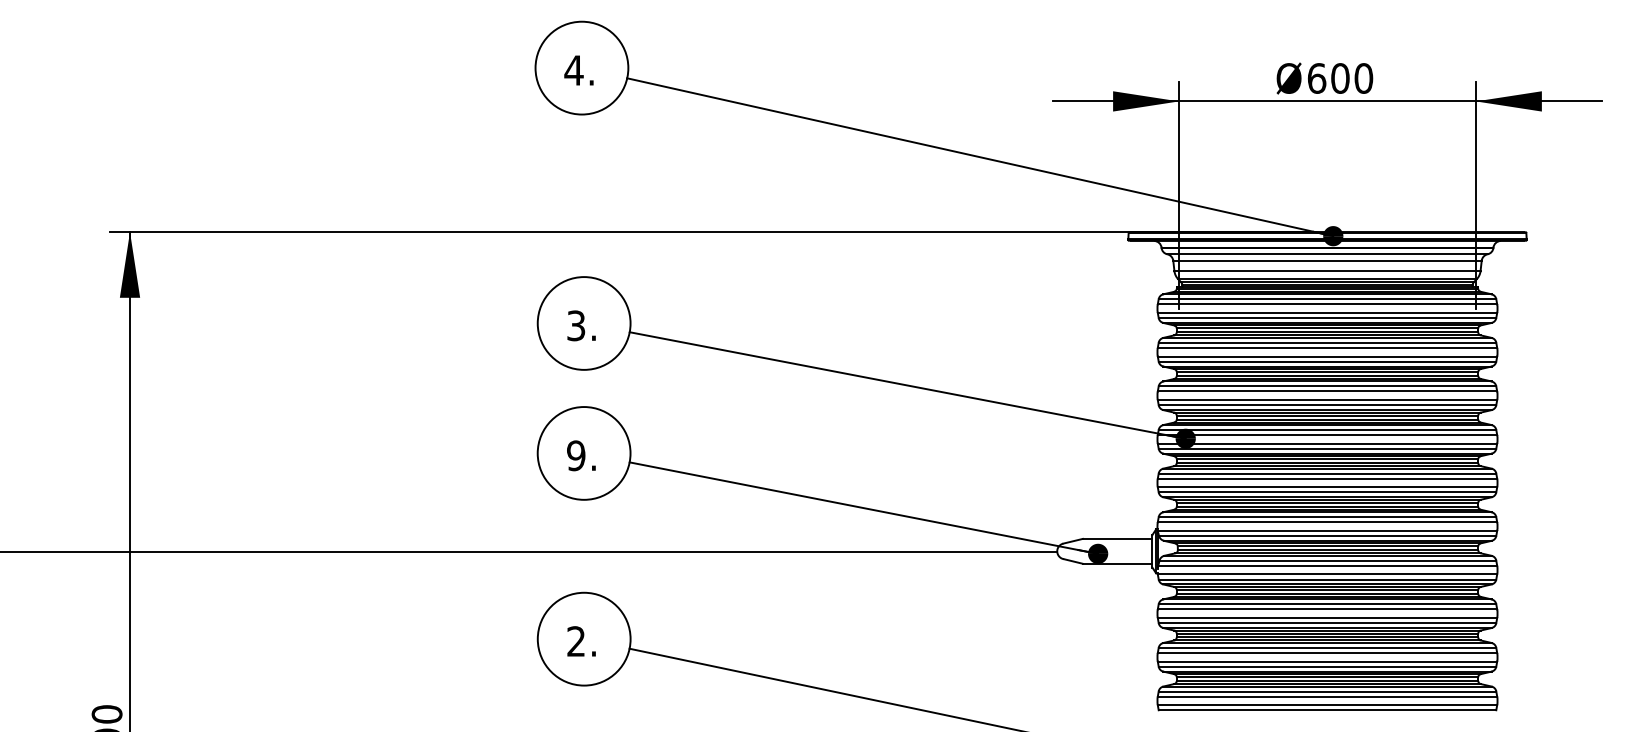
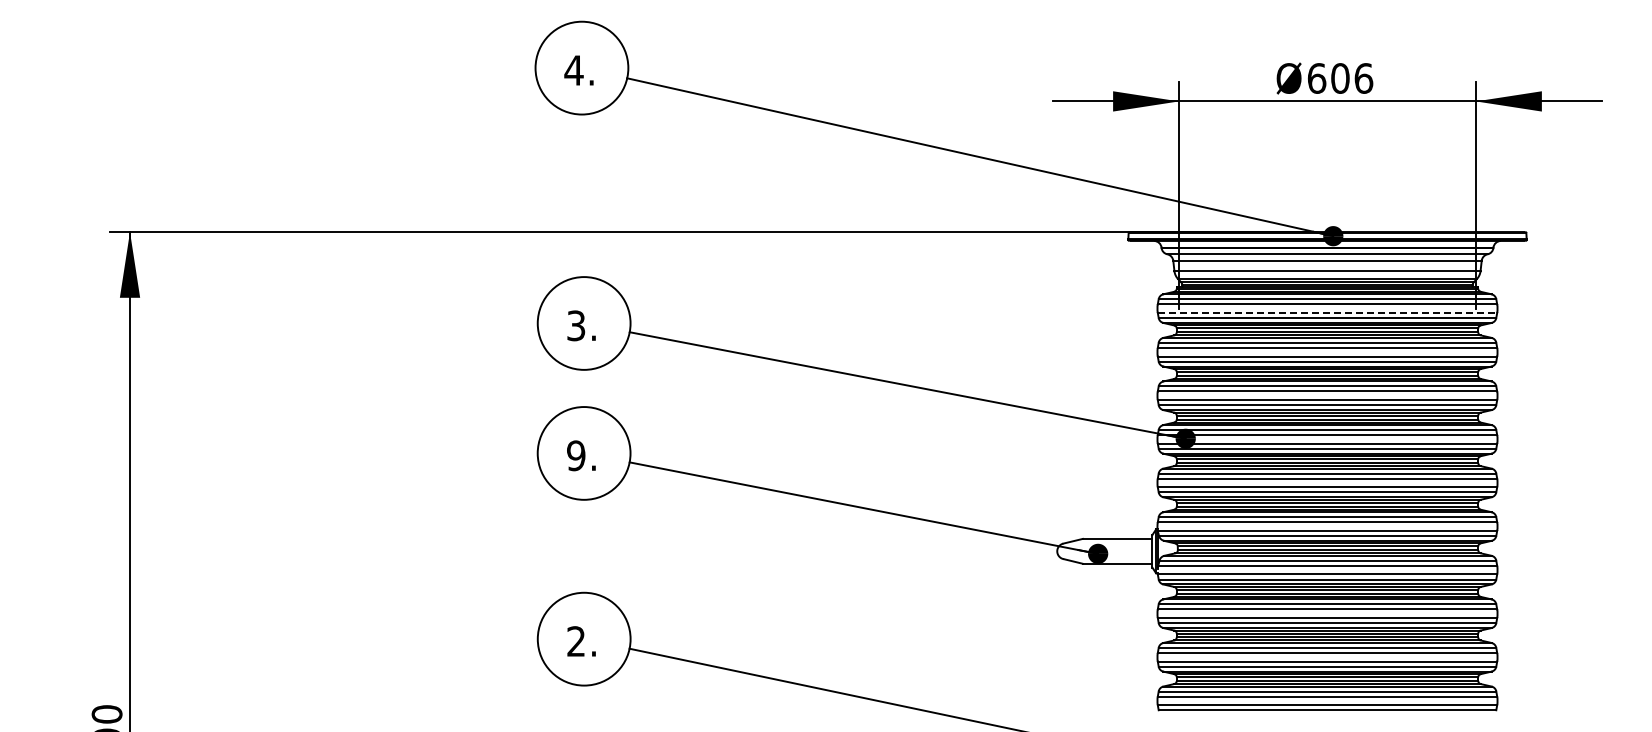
text: 600 -> 606 (1363, 78)
line: solid -> dashed (1327, 312)
line: present -> none (529, 551)
